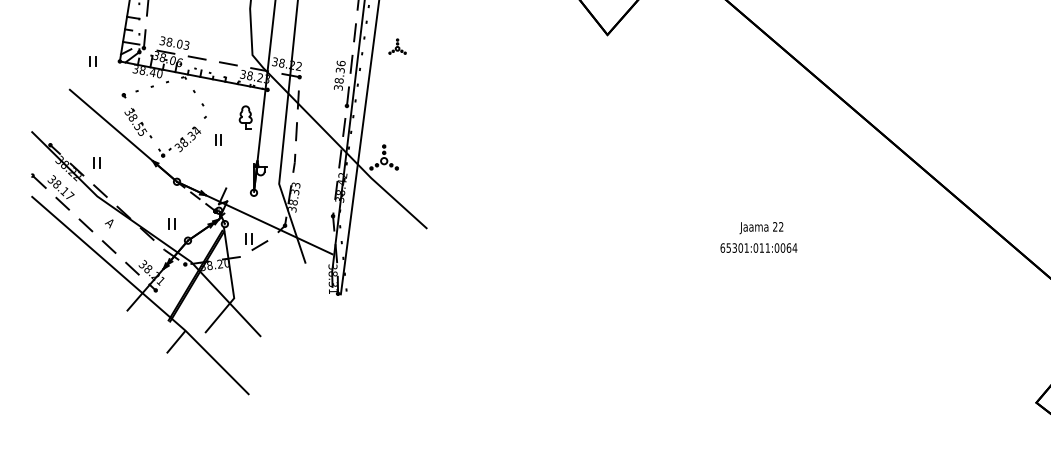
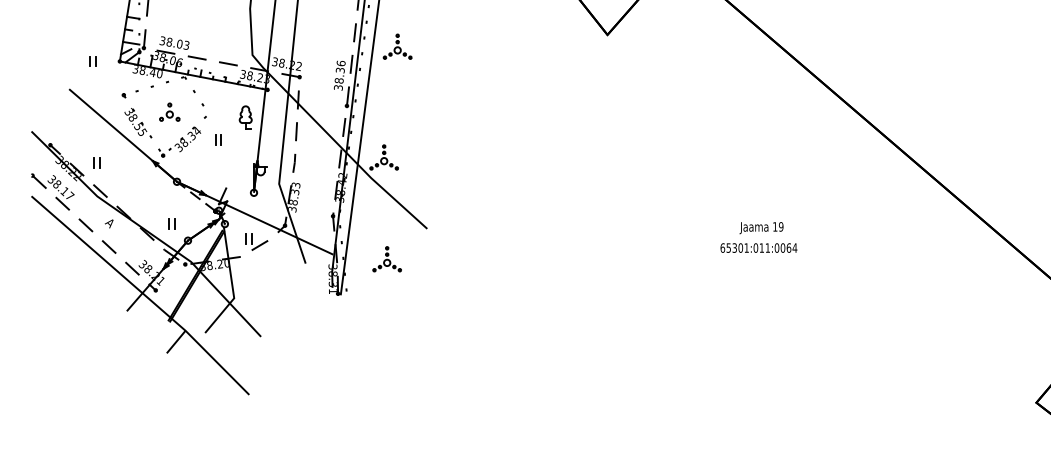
part size: 19x17 px -> 31x27 px (397, 46)
part: none -> present (169, 111)
text: 22 -> 19 (778, 226)
part: none -> present (386, 259)
